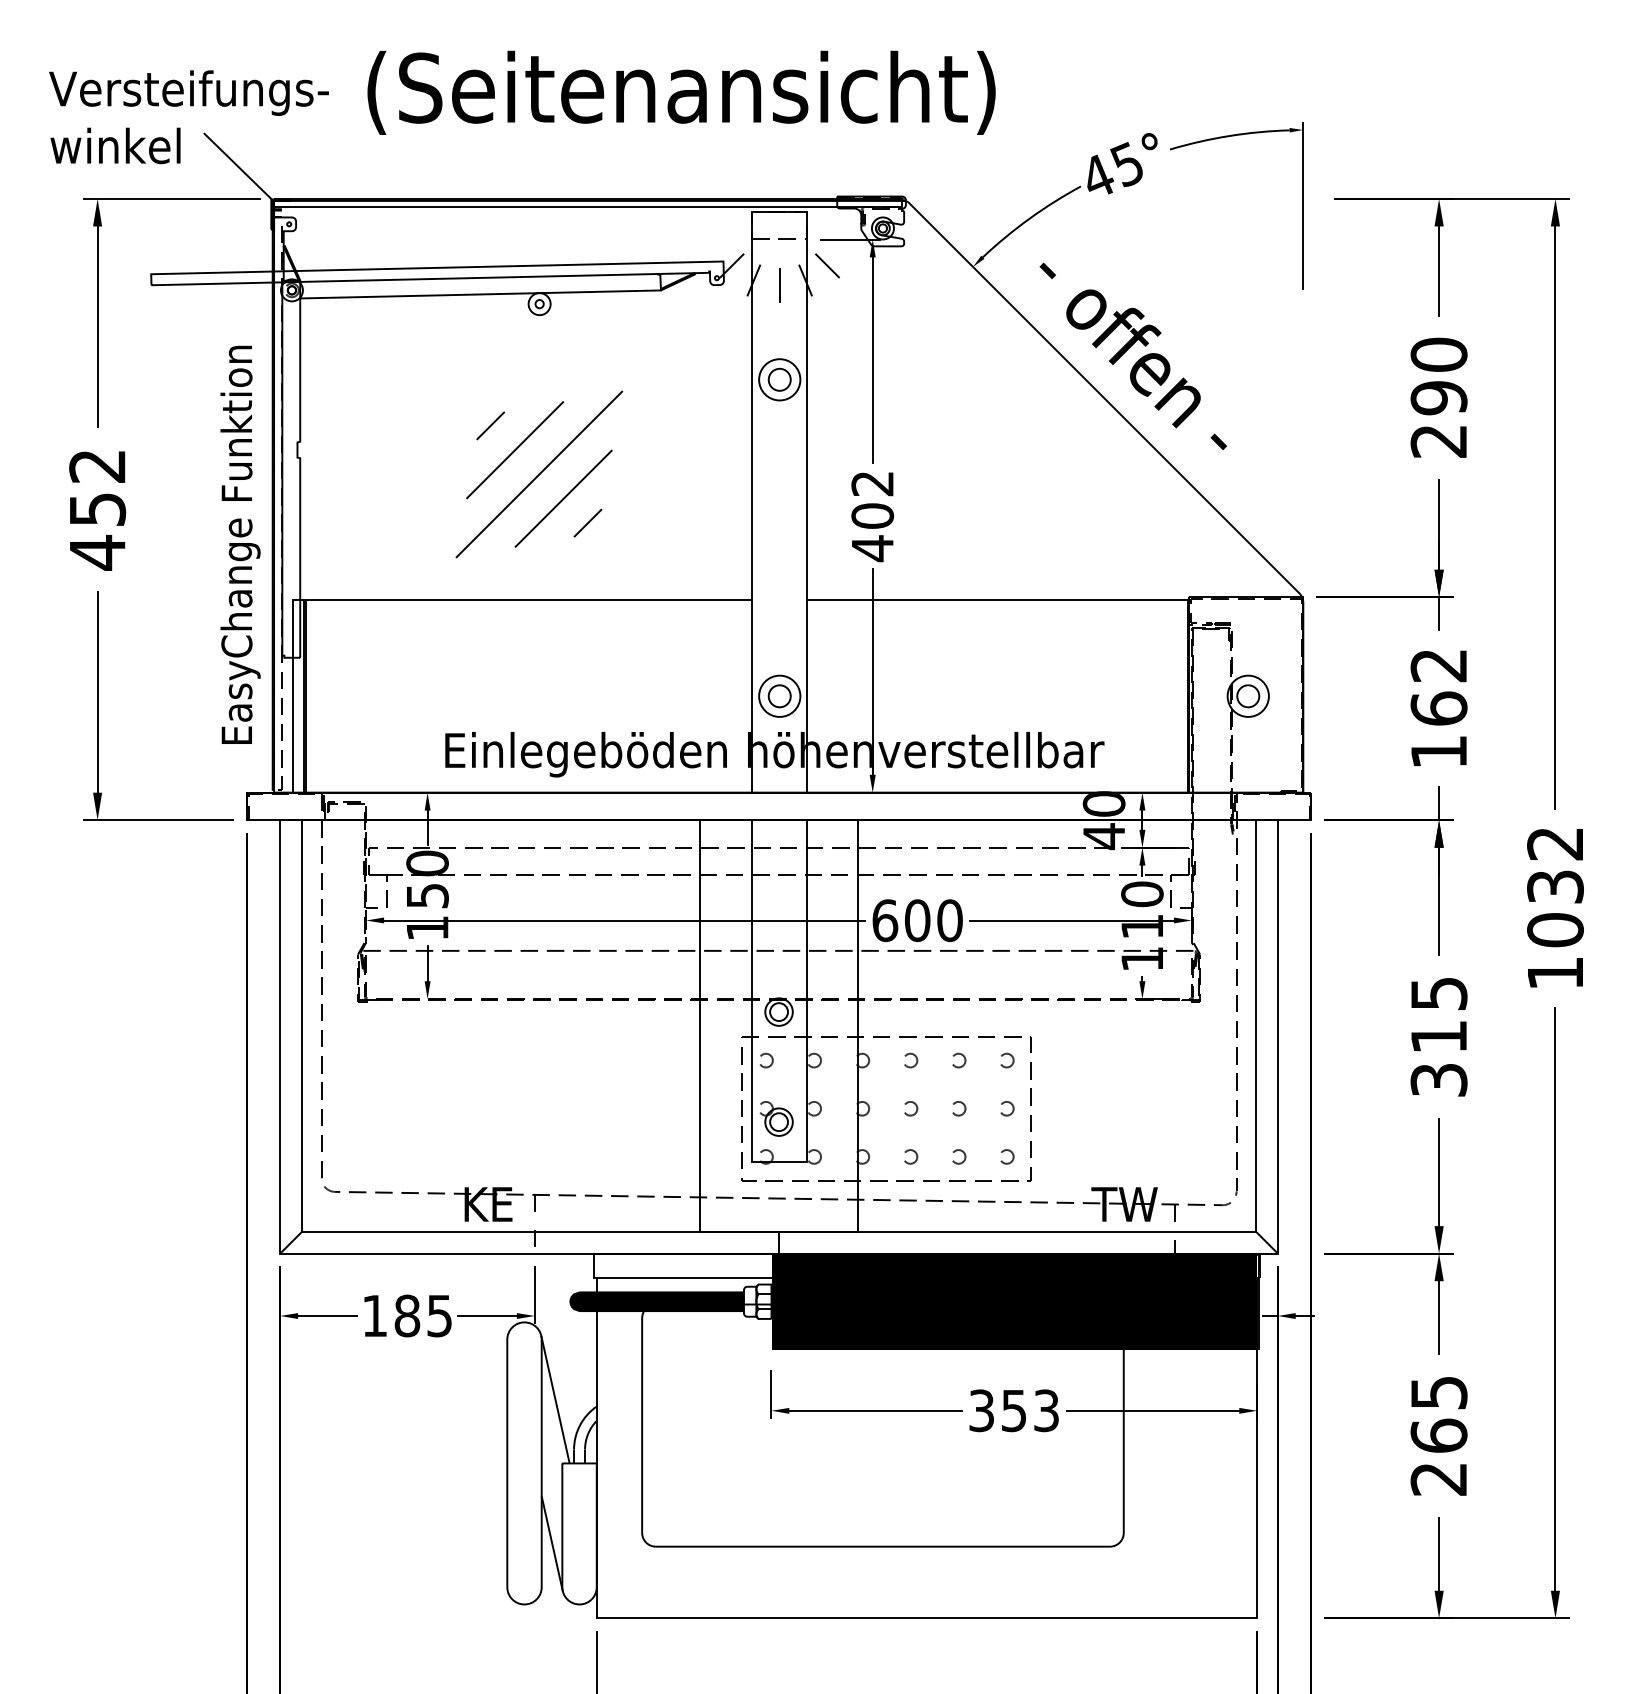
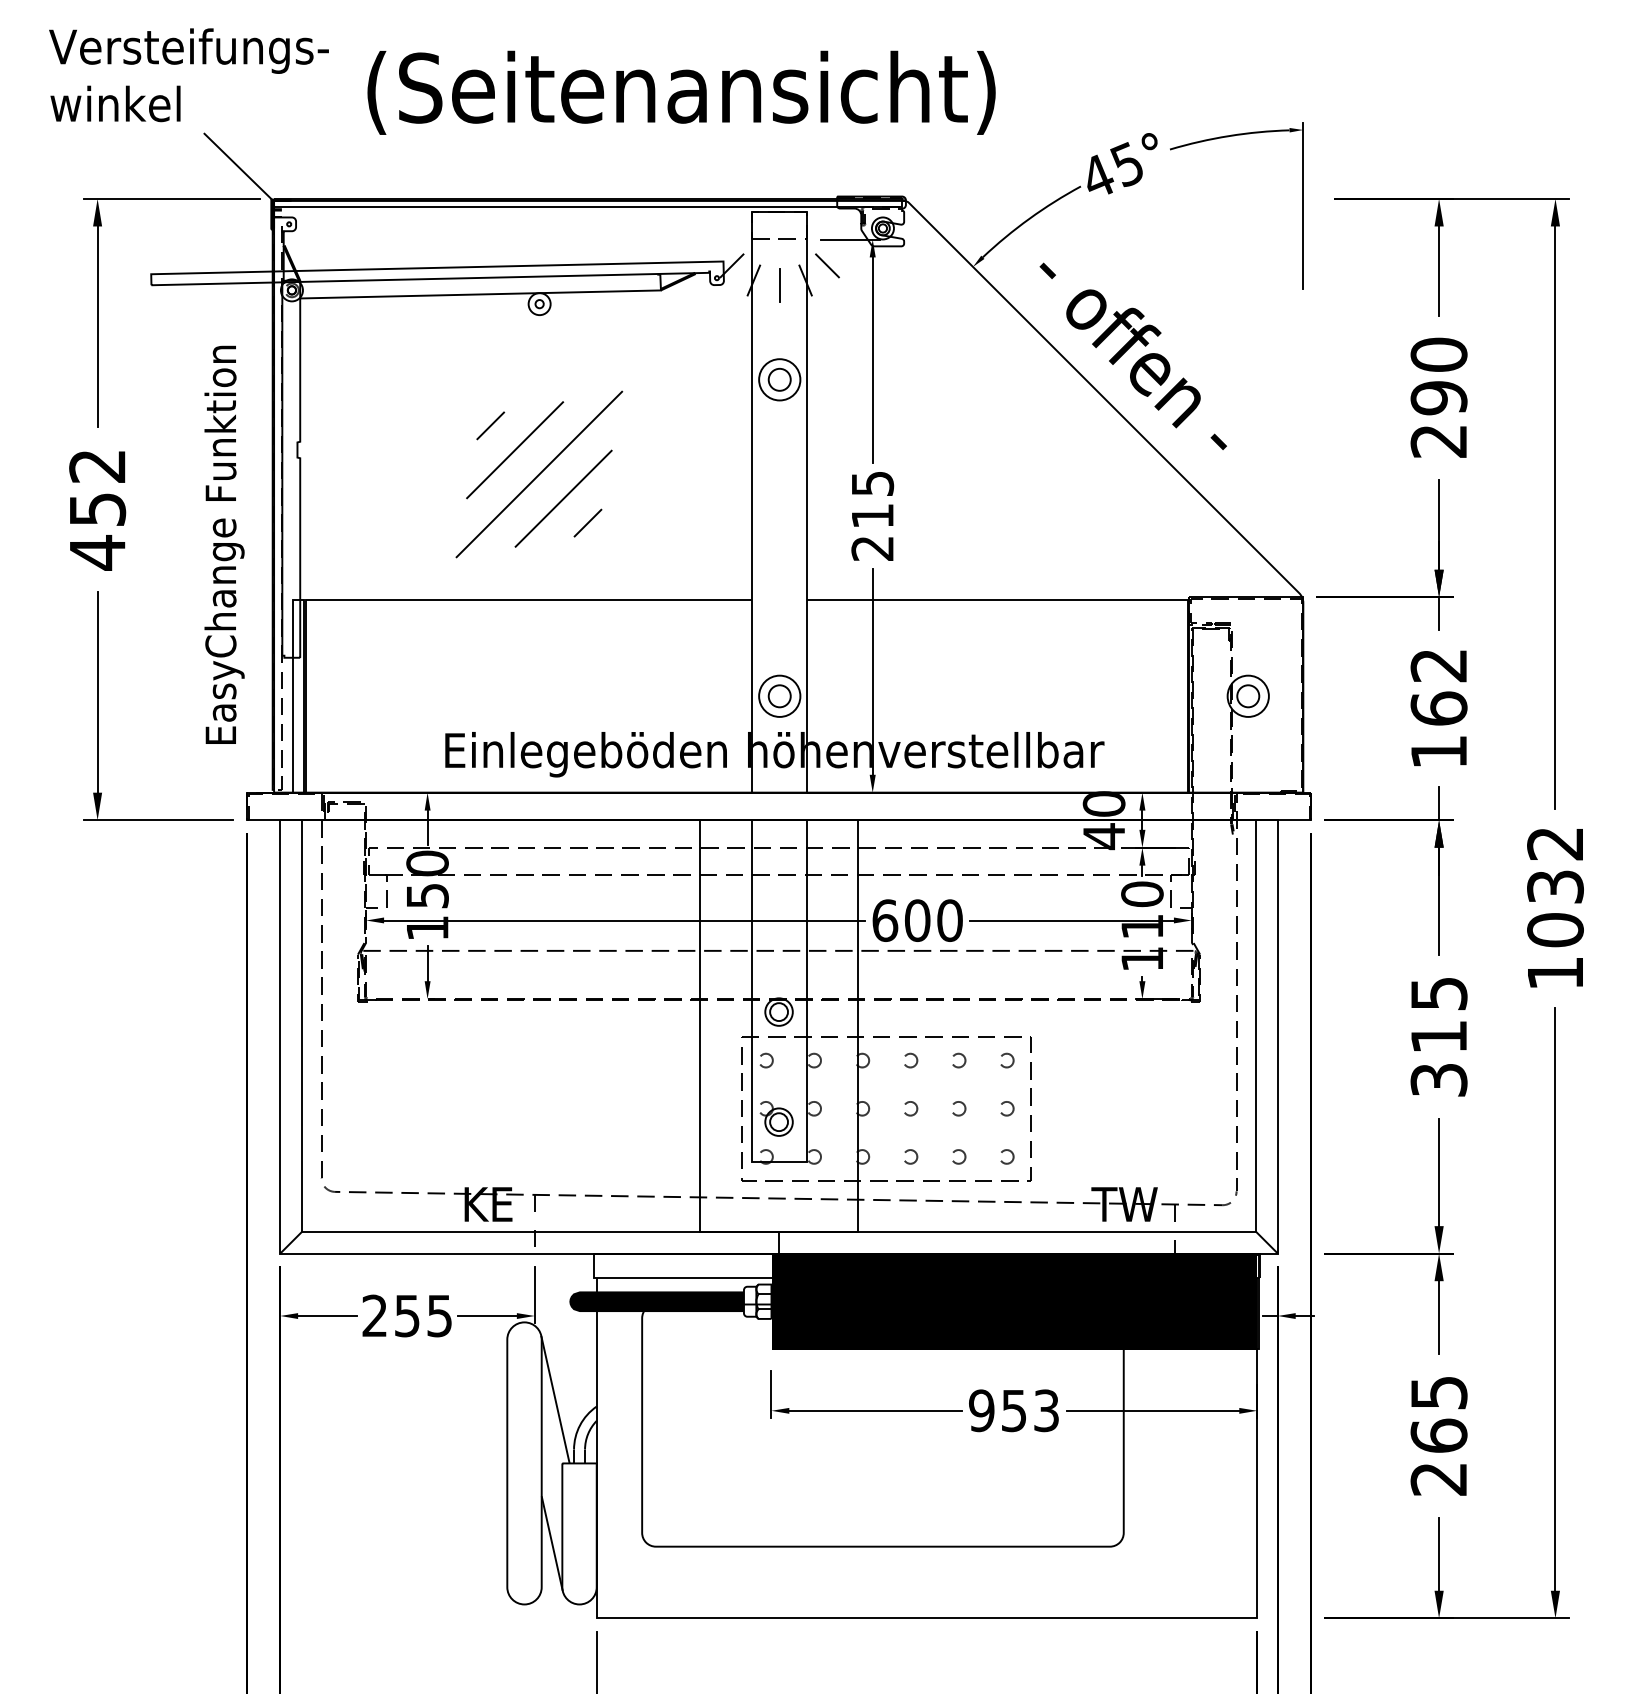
text position: (188, 117) -> (188, 75) (188, 75)
text: 402 -> 215 (872, 517)
text position: (240, 544) -> (224, 544) (224, 544)
text: 185 -> 255 (391, 1315)
text: 353 -> 953 (981, 1410)
